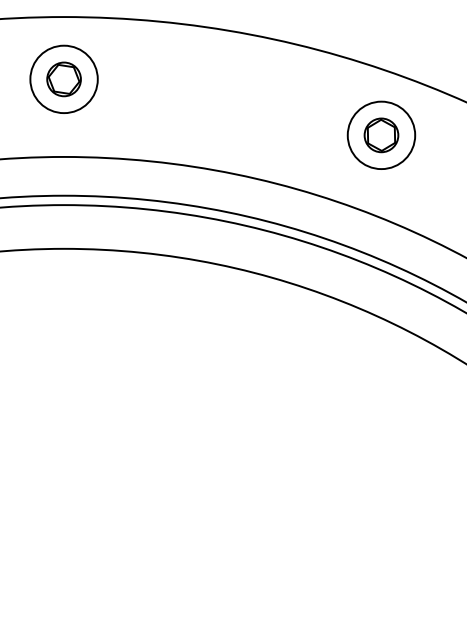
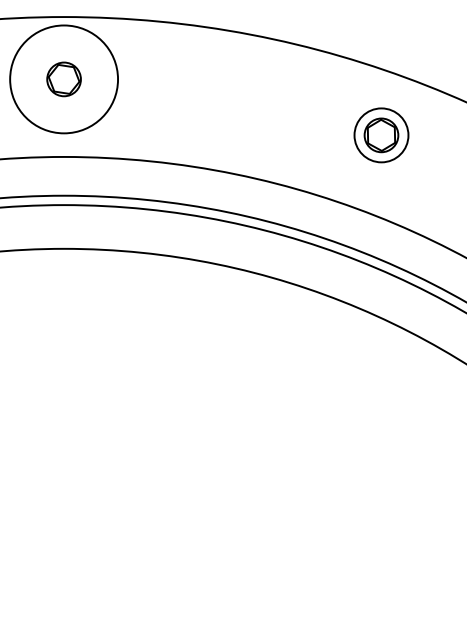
circle diameter: 67 px -> 108 px (64, 79)
circle diameter: 67 px -> 54 px (381, 135)
